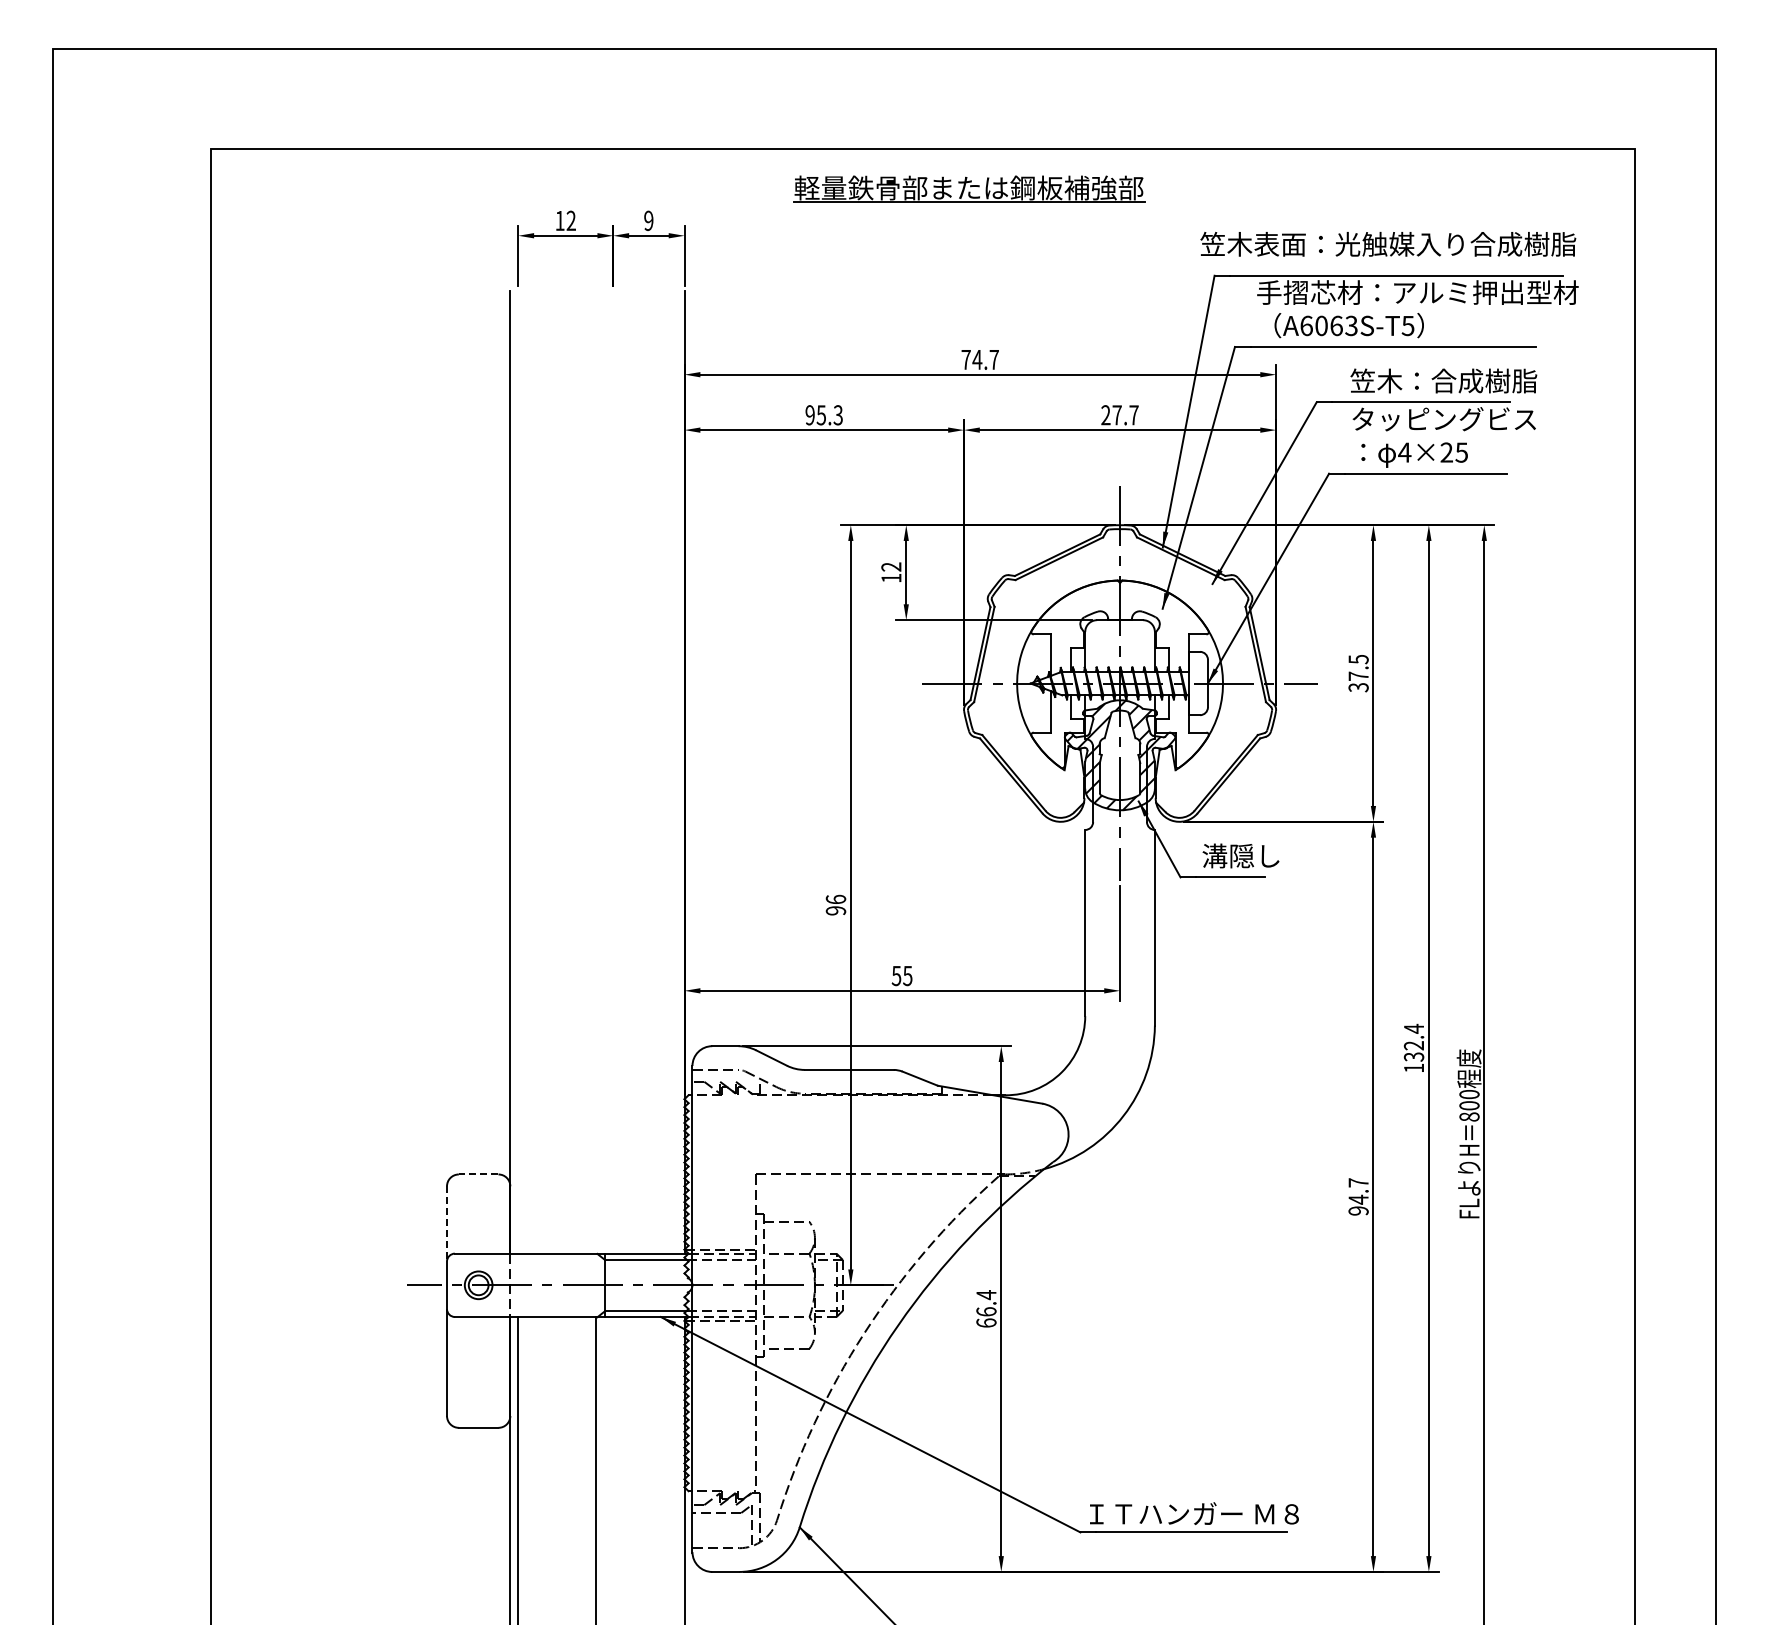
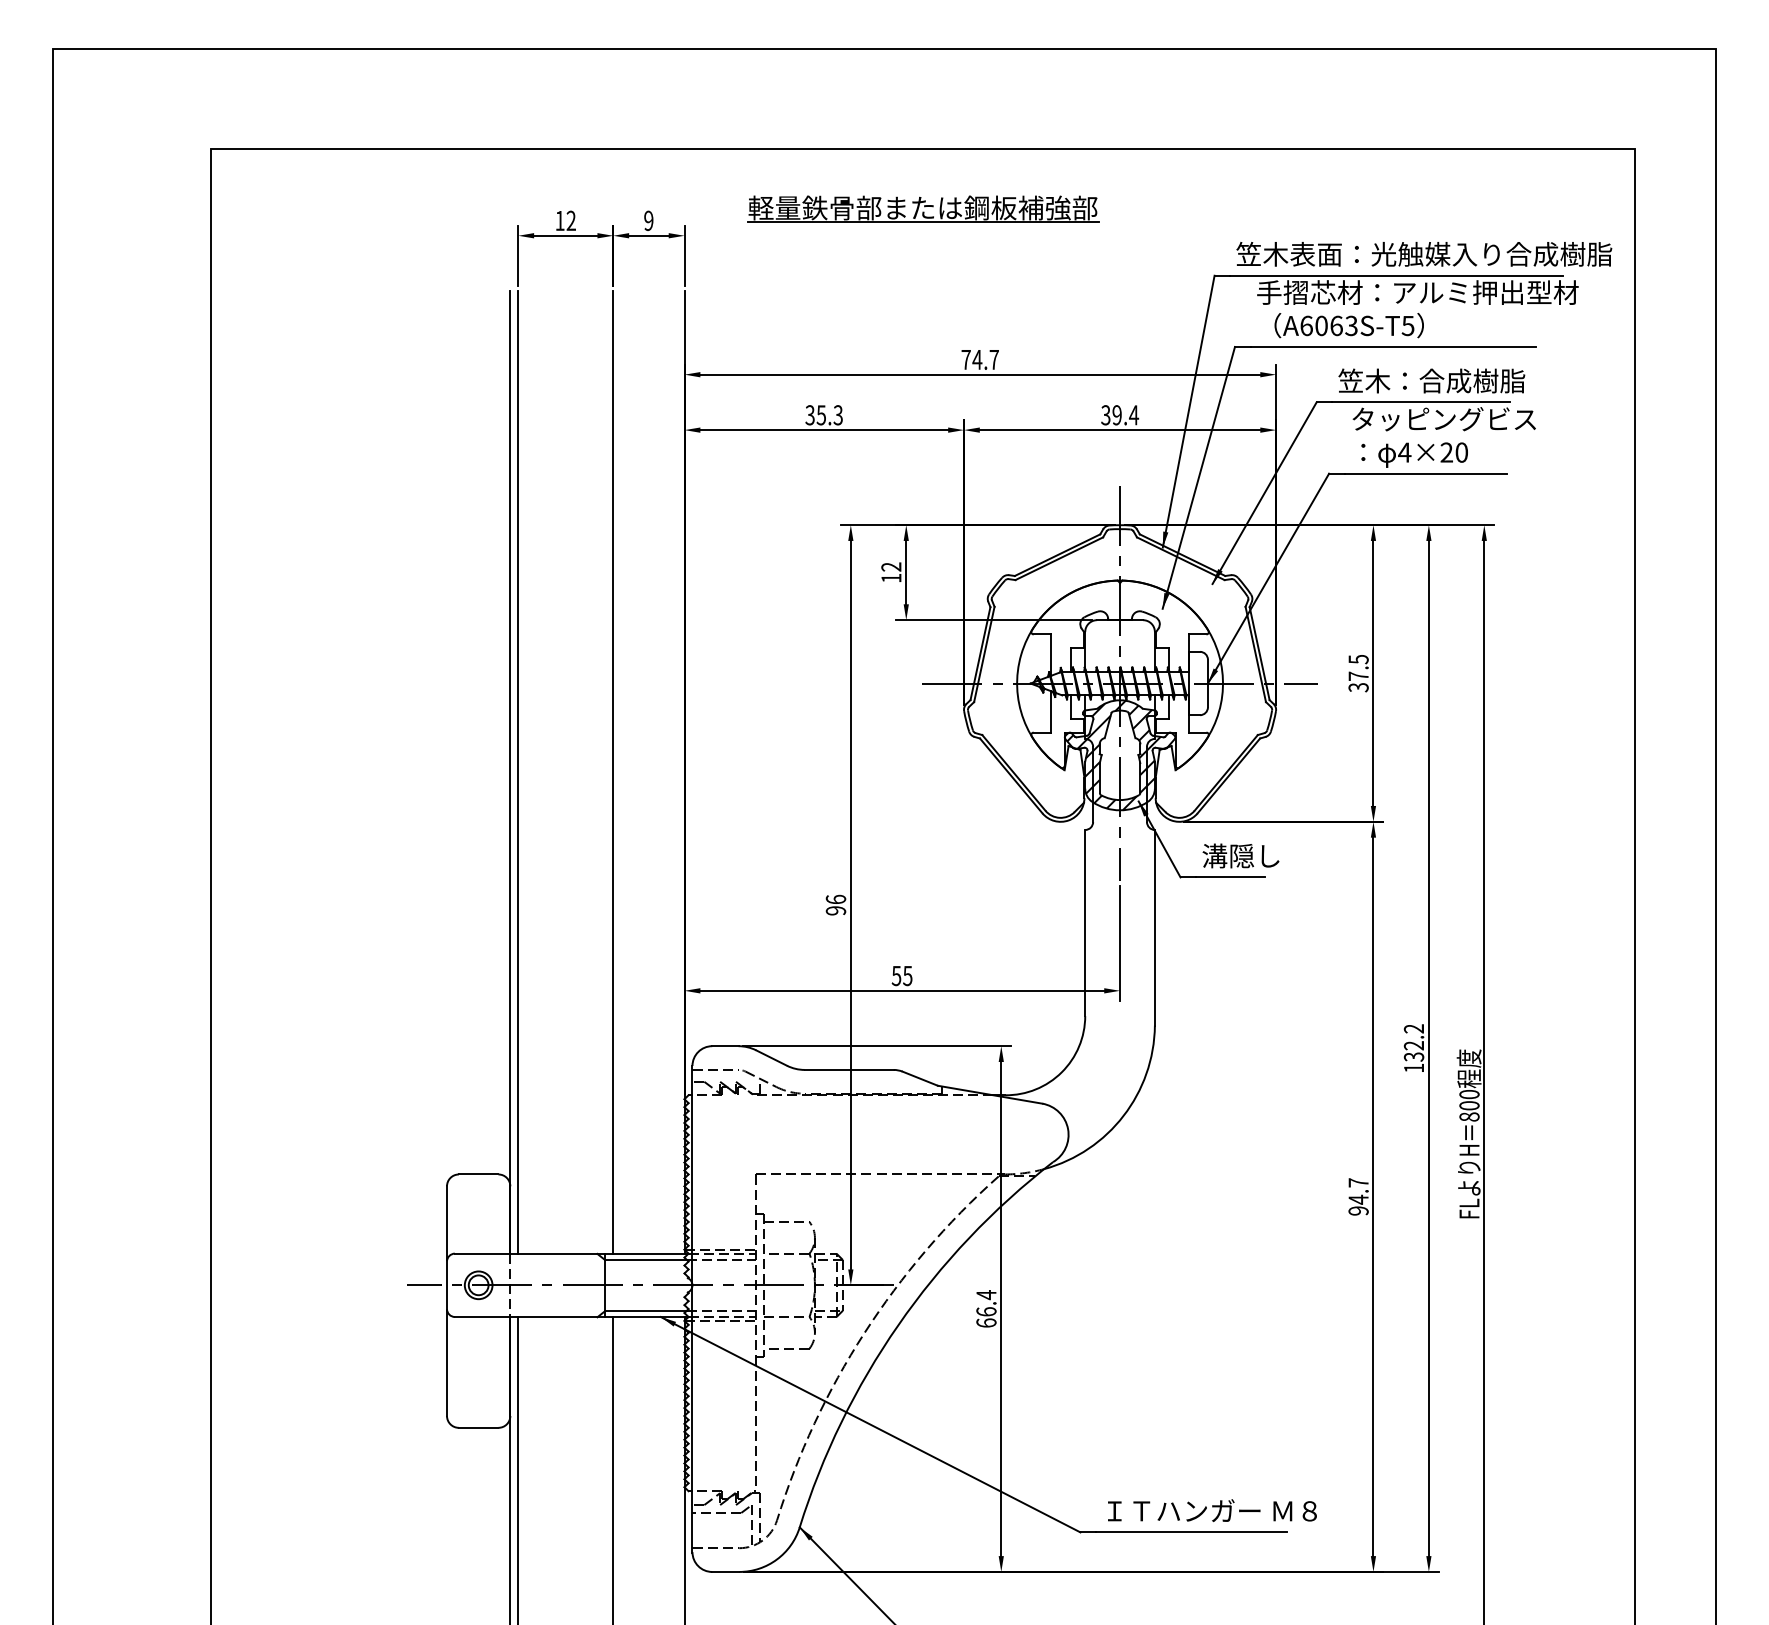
part position: (969, 188) -> (923, 208) (923, 208)
text position: (1388, 243) -> (1424, 253) (1424, 253)
text position: (1443, 380) -> (1431, 380) (1431, 380)
text: 95.3 -> 35.3 (809, 415)
text: 27.7 -> 39.4 (1120, 415)
text: 4×25 -> 4×20 (1461, 452)
line: none -> present (518, 772)
line: none -> present (613, 772)
text: 132.4 -> 132.2 (1413, 1028)
line: dashed -> solid (478, 1174)
line: dashed -> solid (447, 1223)
line position: (596, 1468) -> (613, 1468) (613, 1468)
text position: (1194, 1513) -> (1212, 1510) (1212, 1510)
